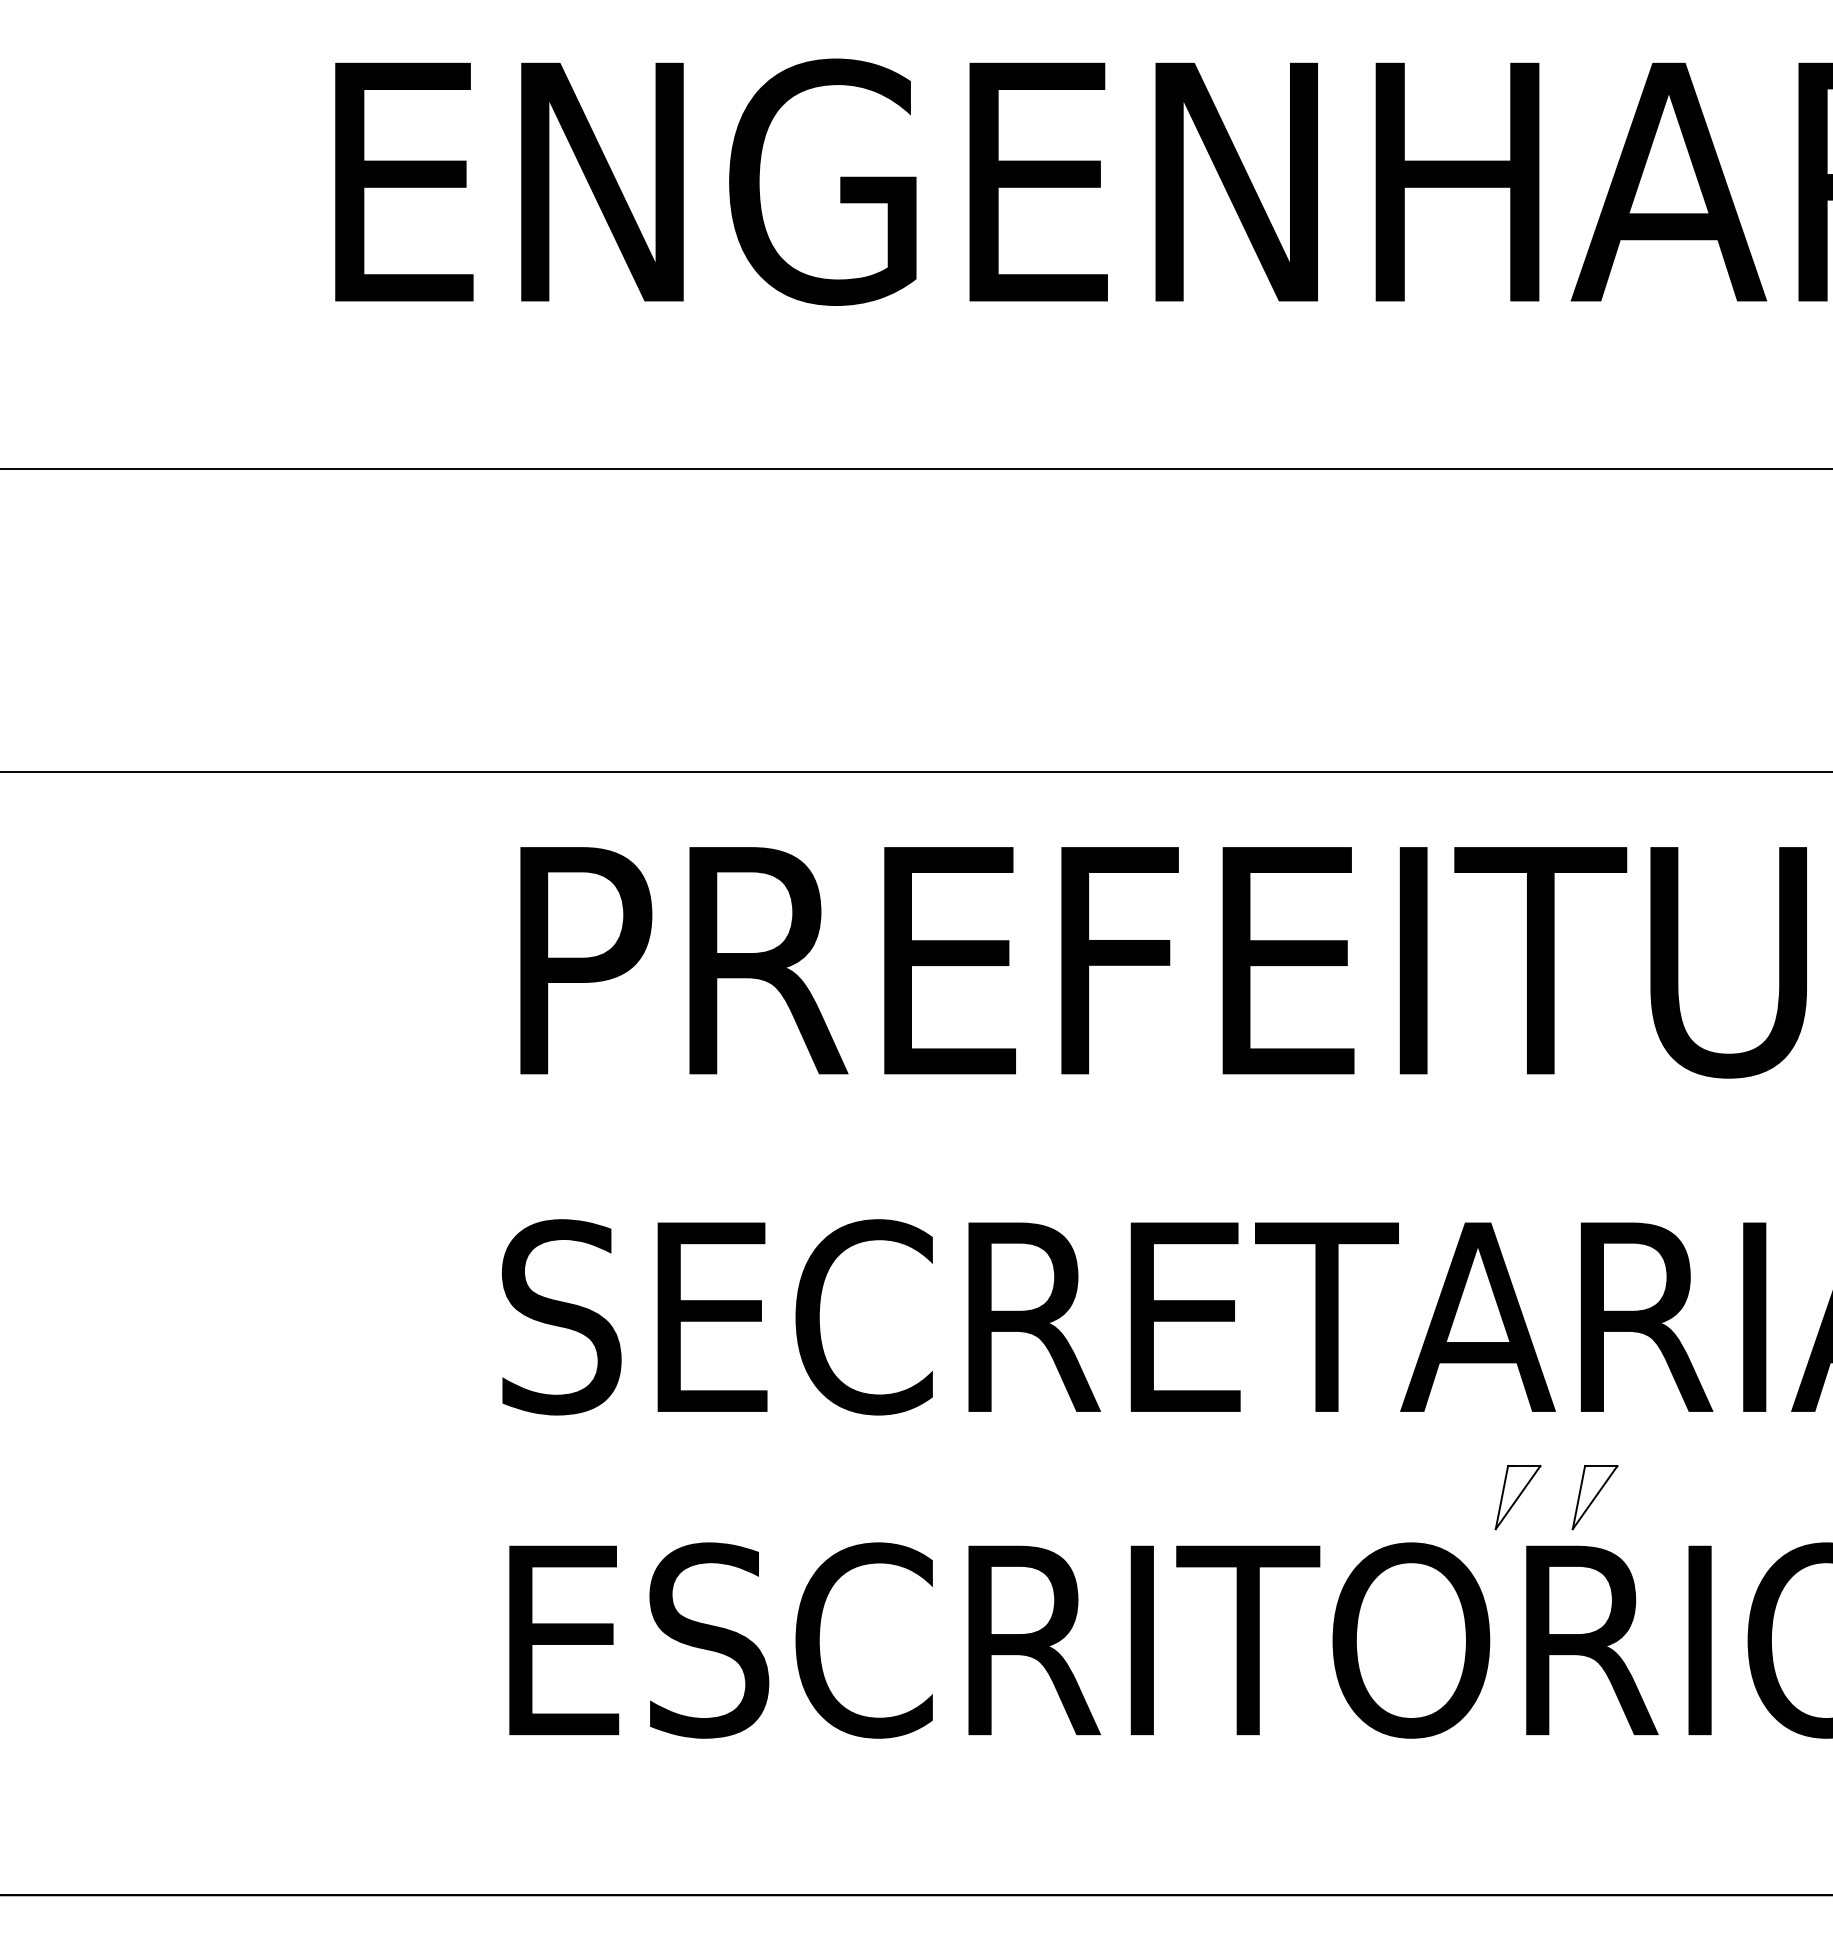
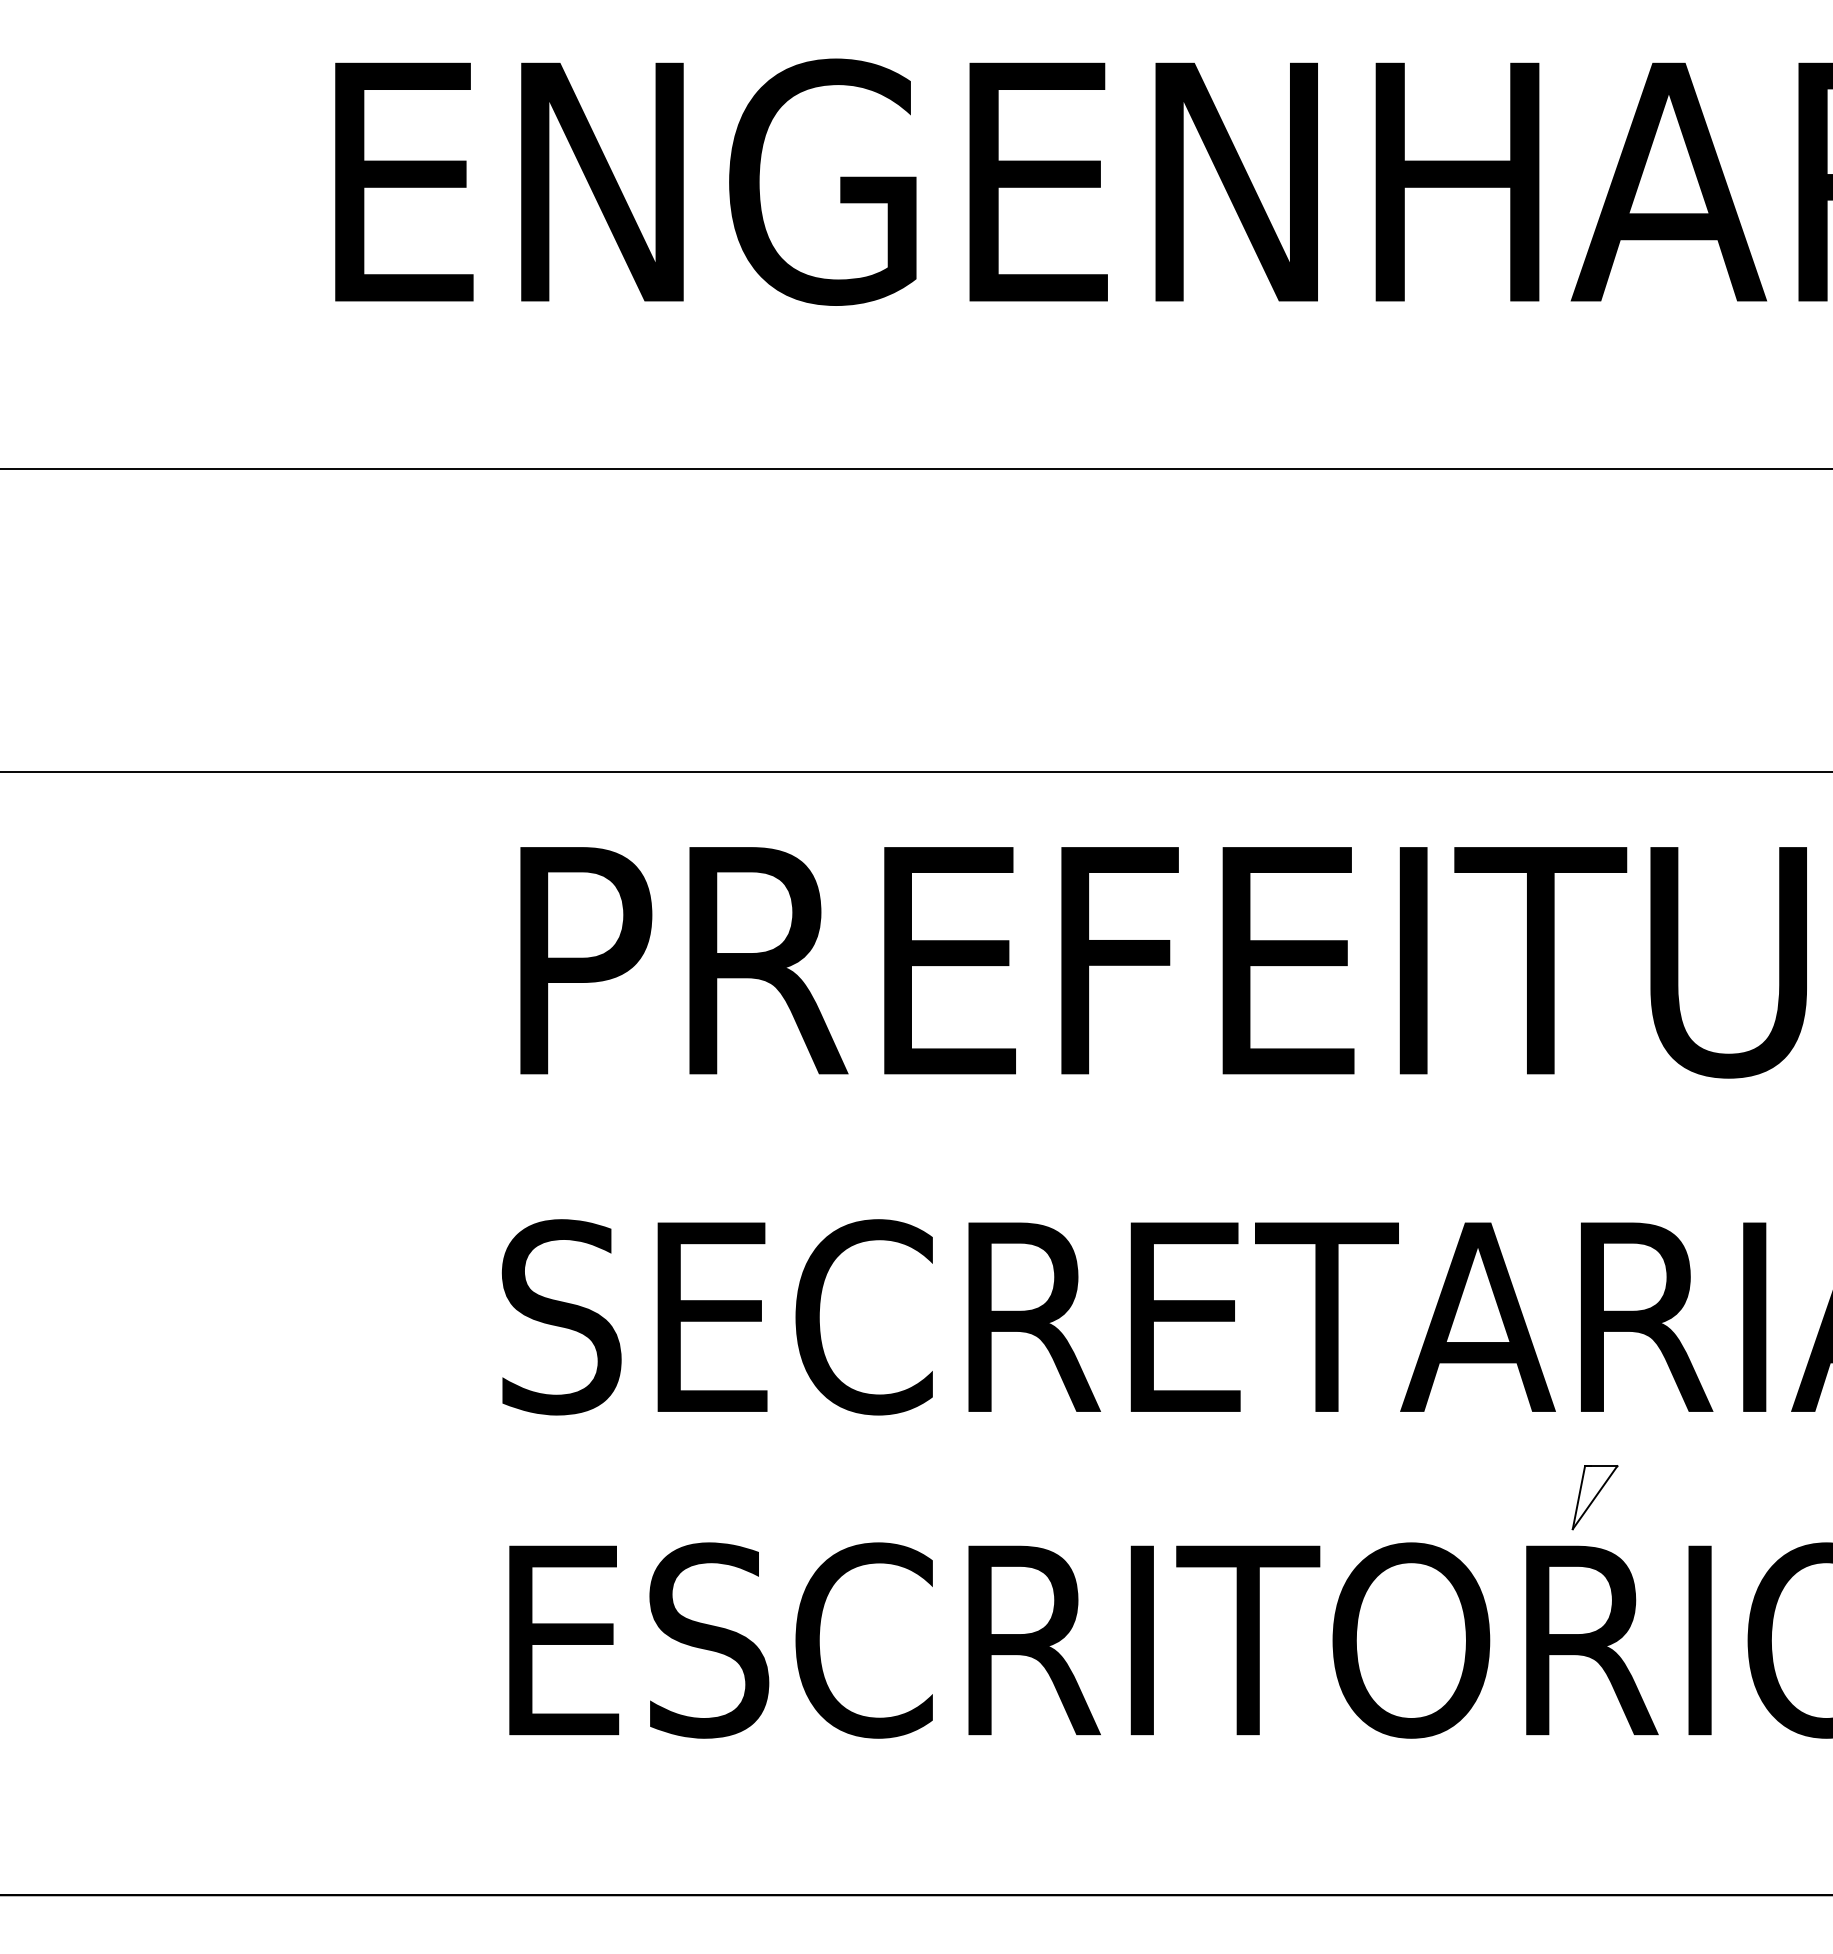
part: present -> none (1517, 1497)
